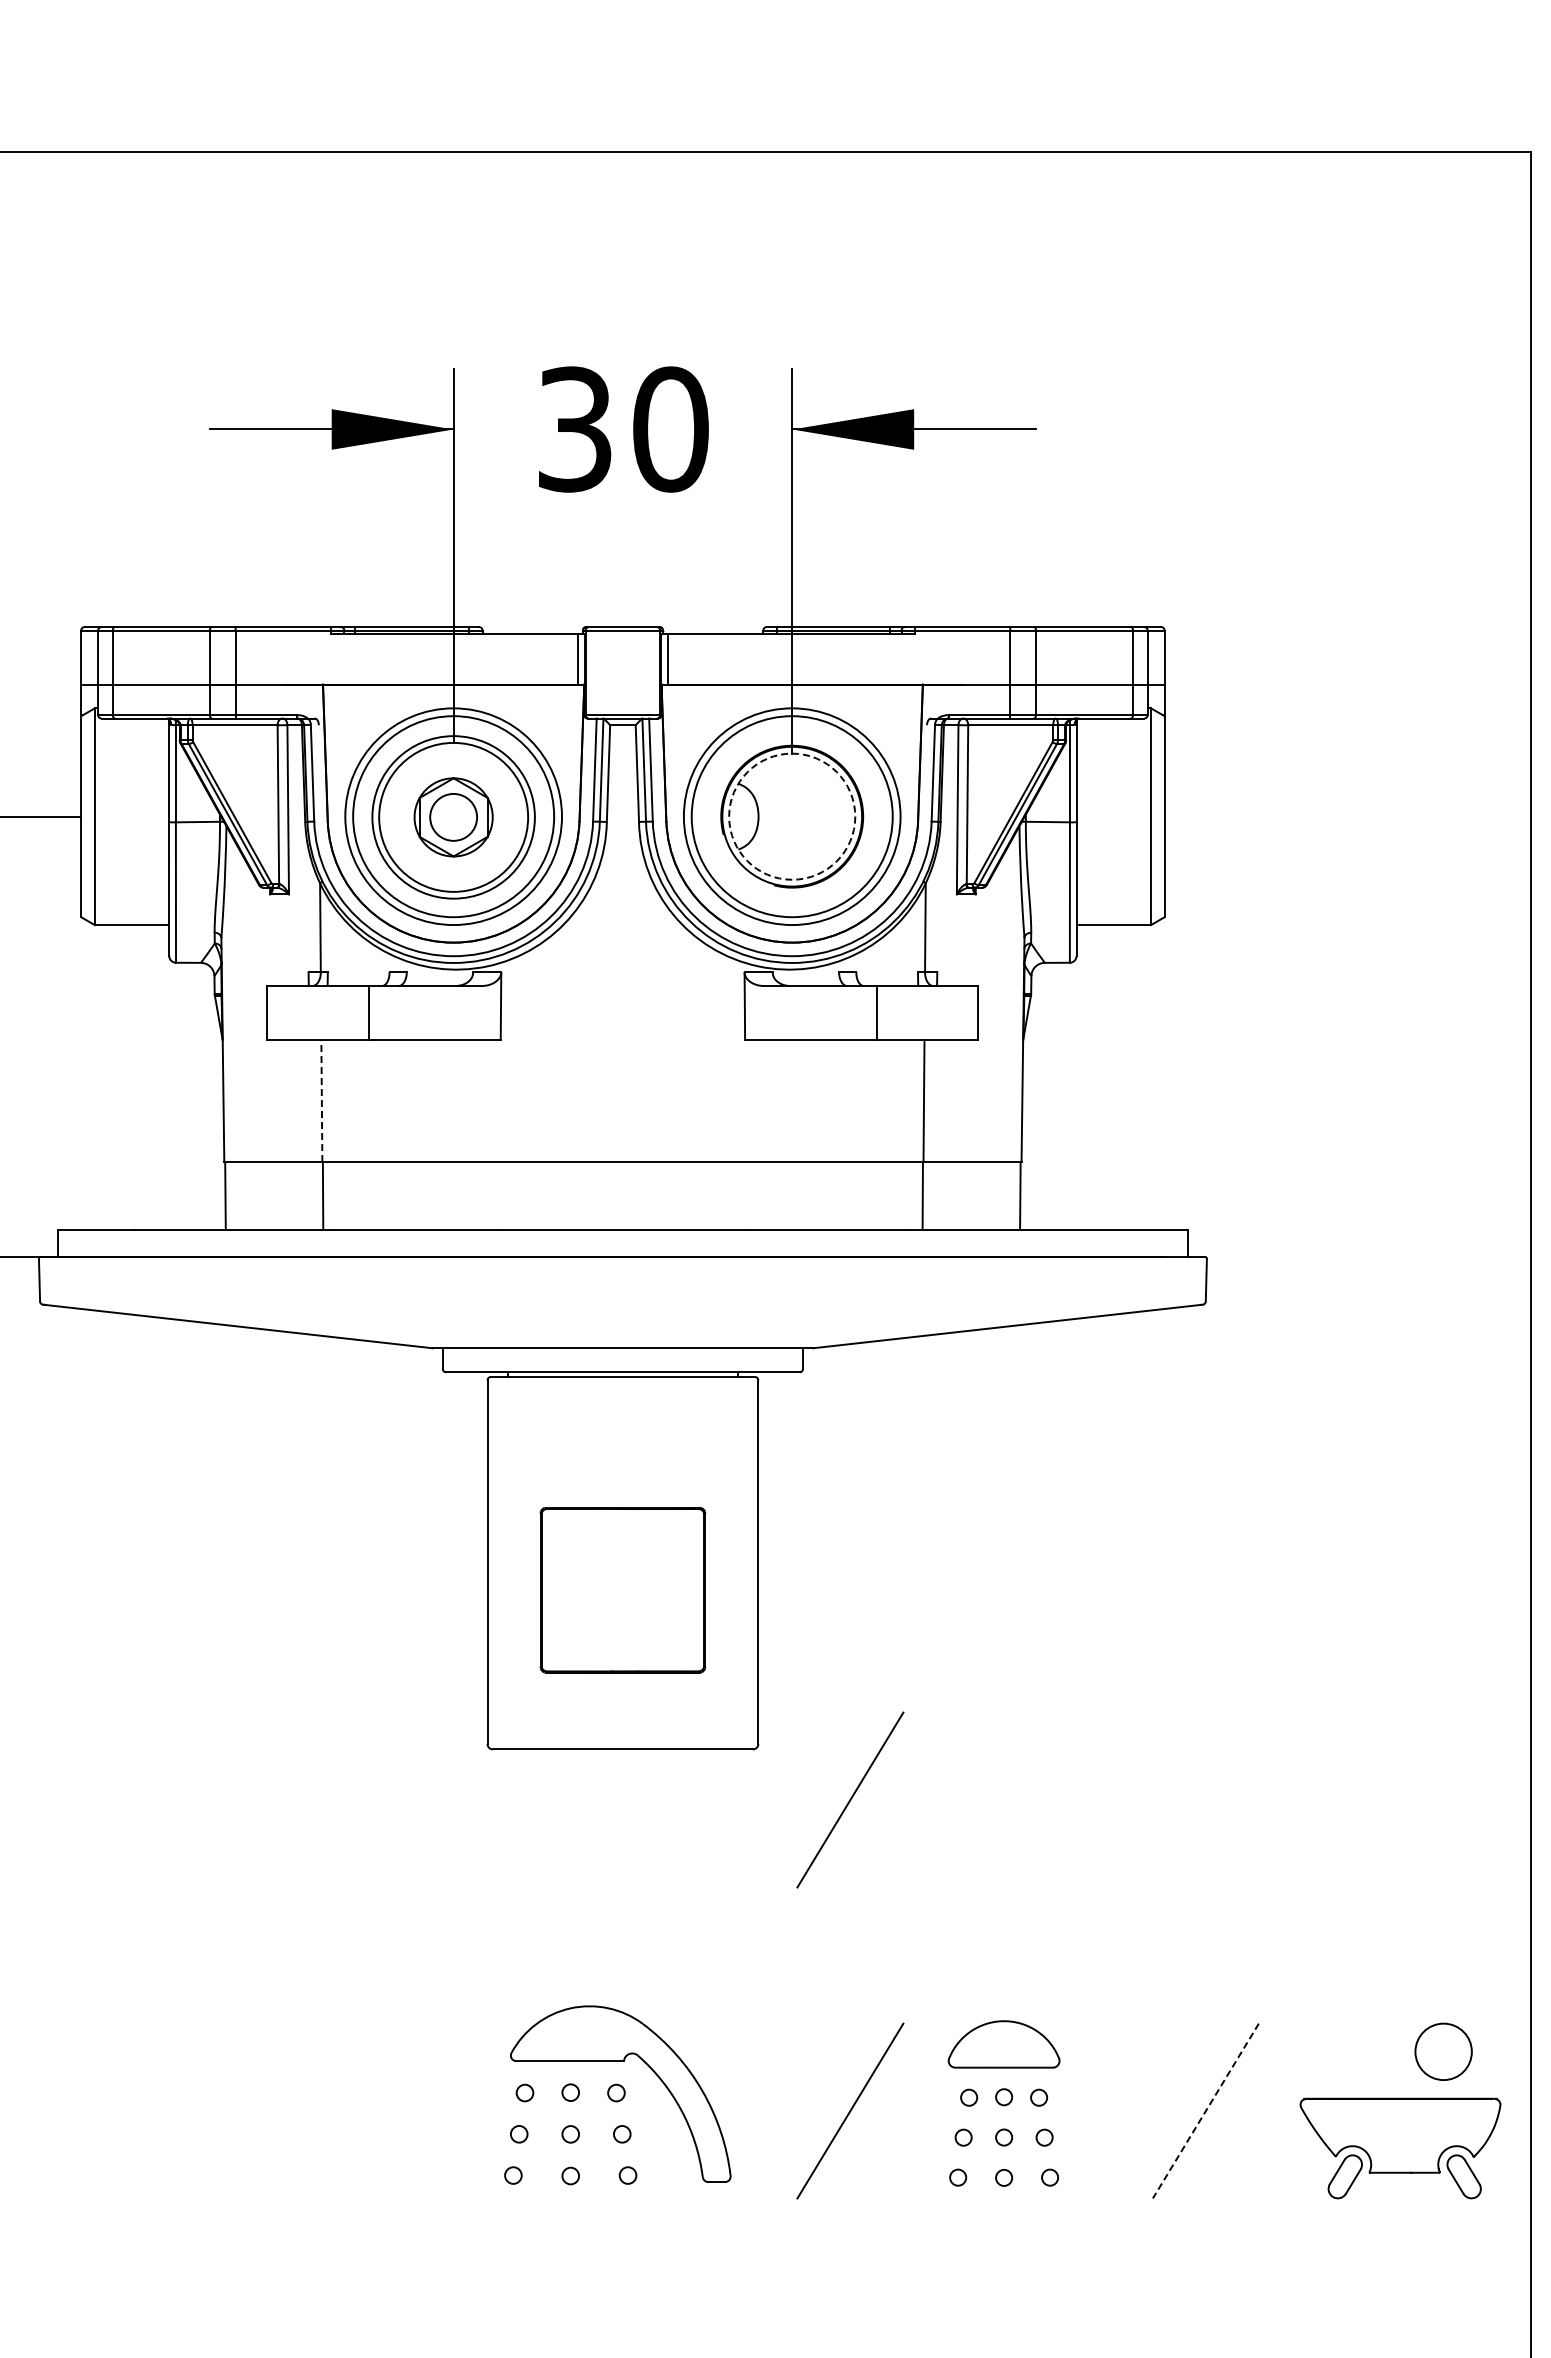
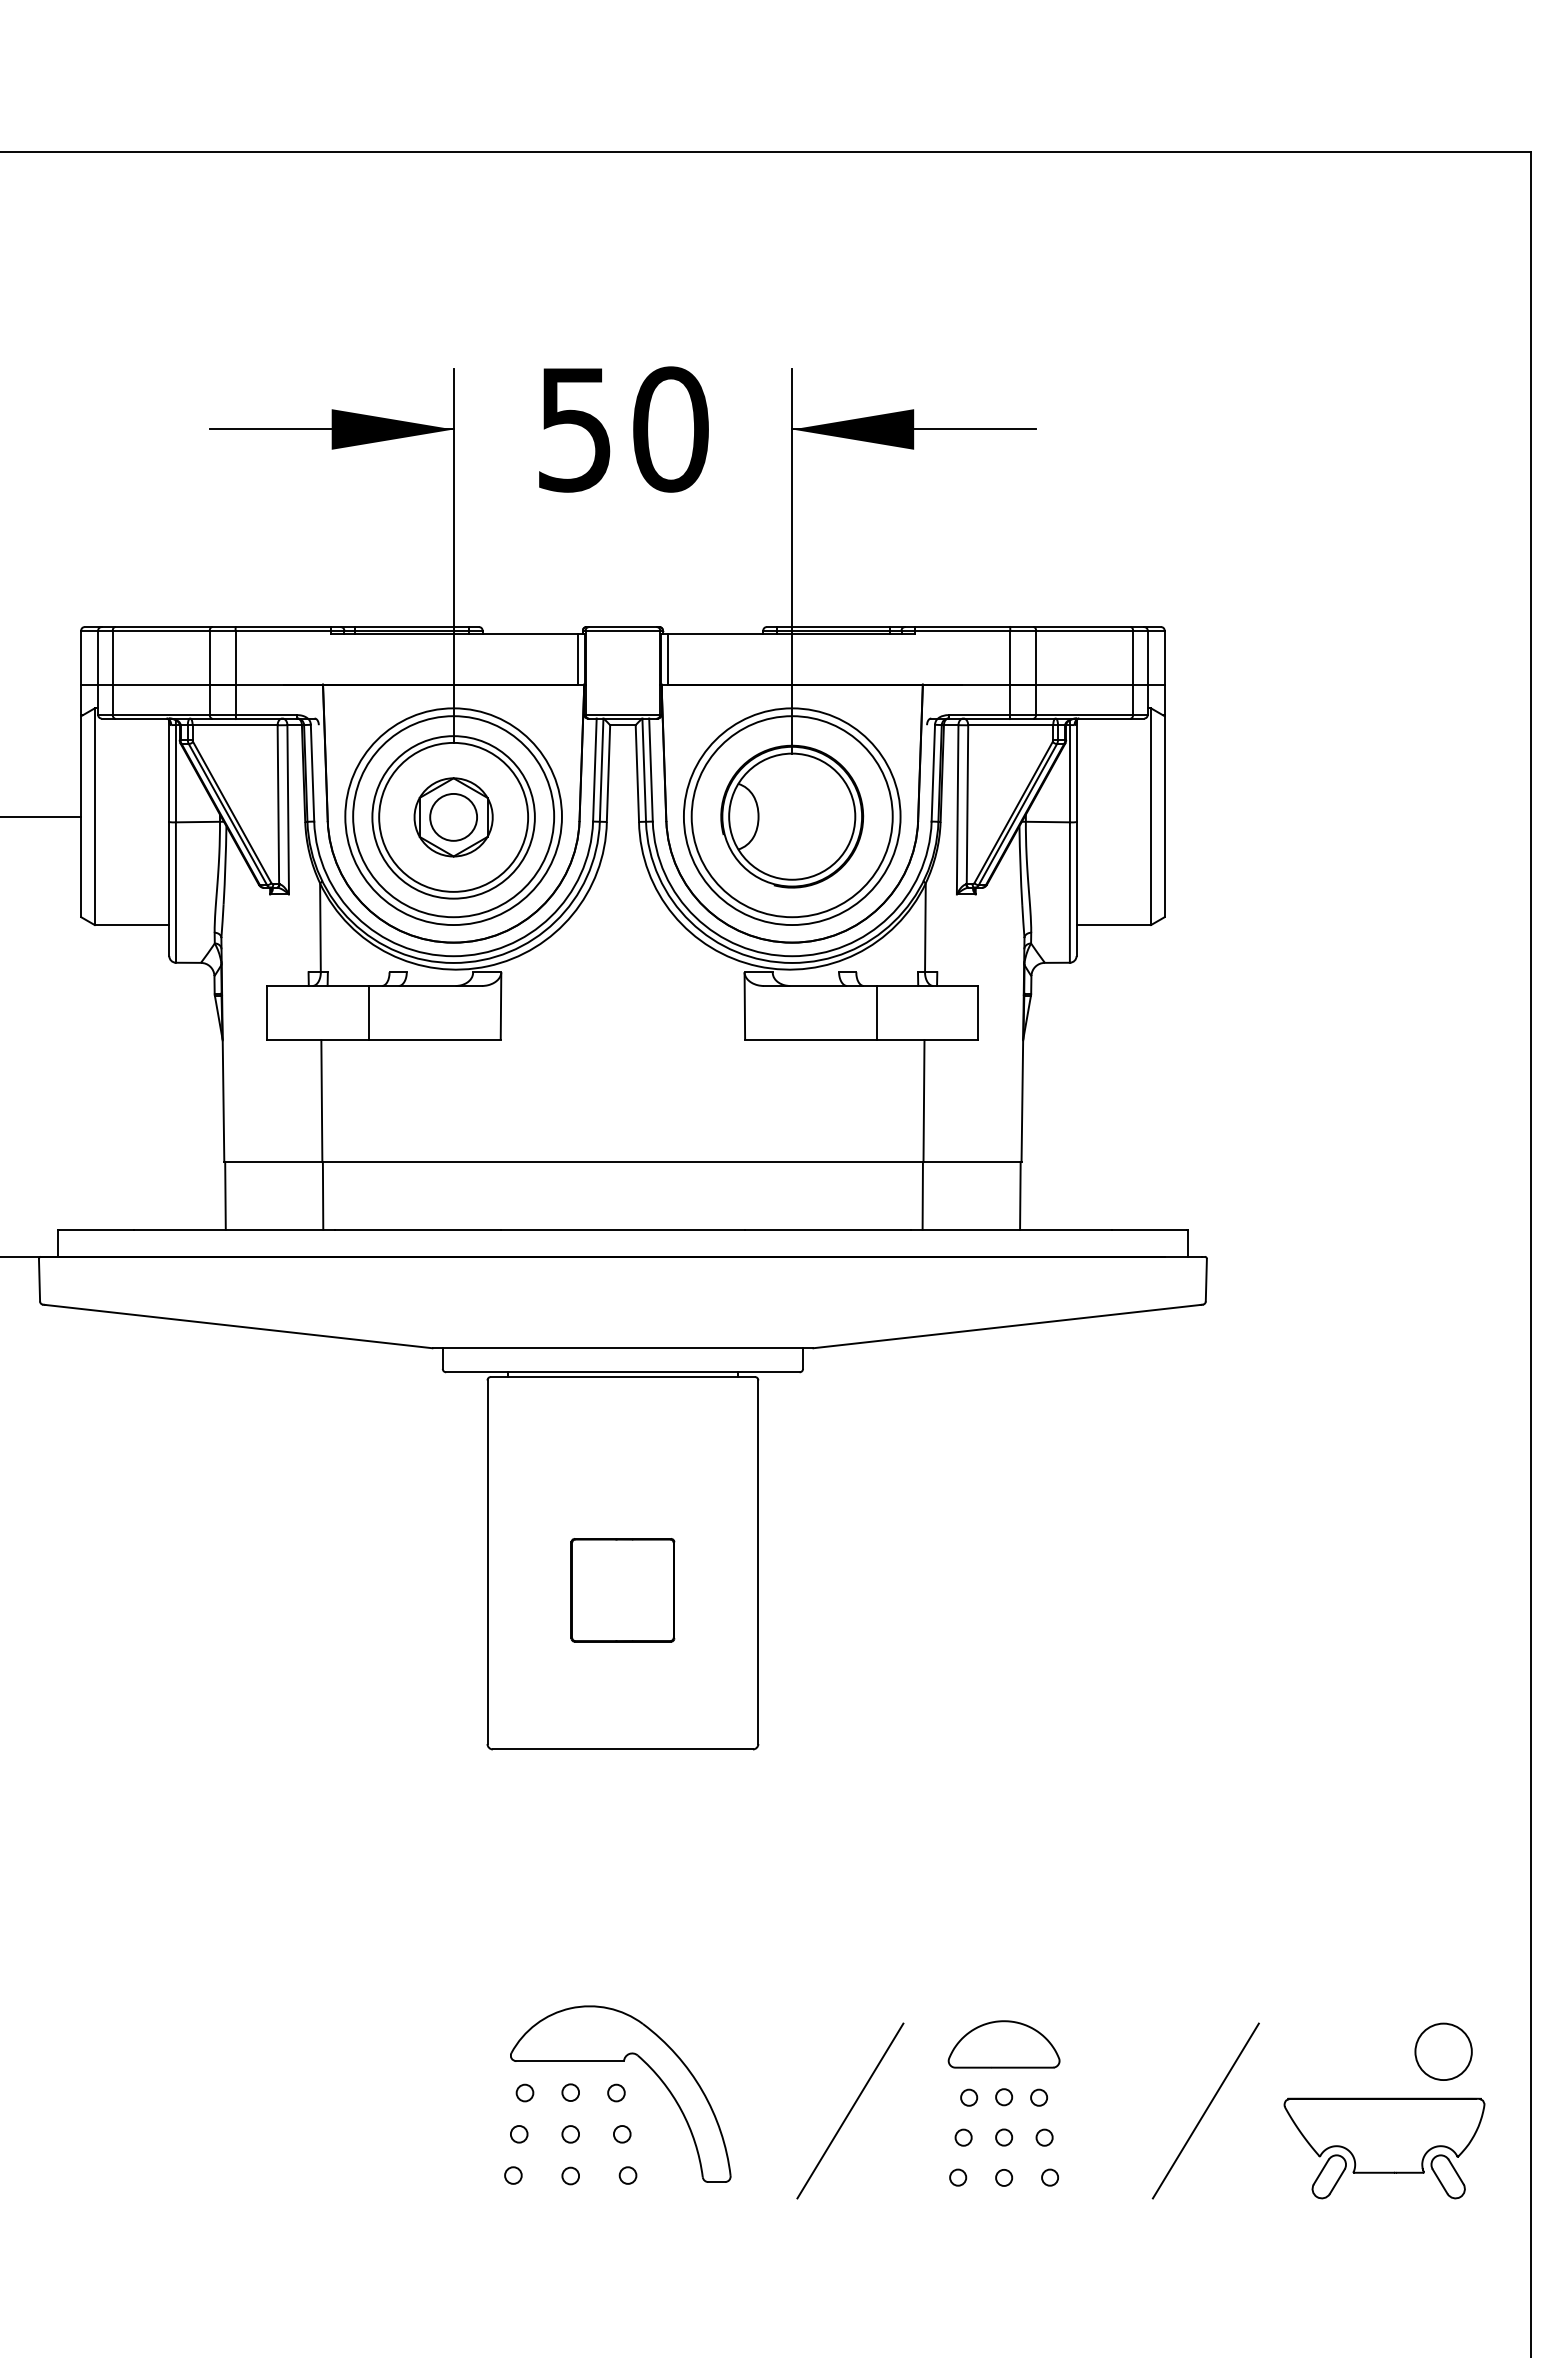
text: 30 -> 50 (575, 429)
circle: dashed -> solid (792, 816)
line: dashed -> solid (321, 1101)
part size: 168x167 px -> 106x105 px (622, 1590)
line: present -> none (850, 1799)
line: dashed -> solid (1205, 2111)
part position: (1400, 2148) -> (1384, 2148) (1384, 2148)
